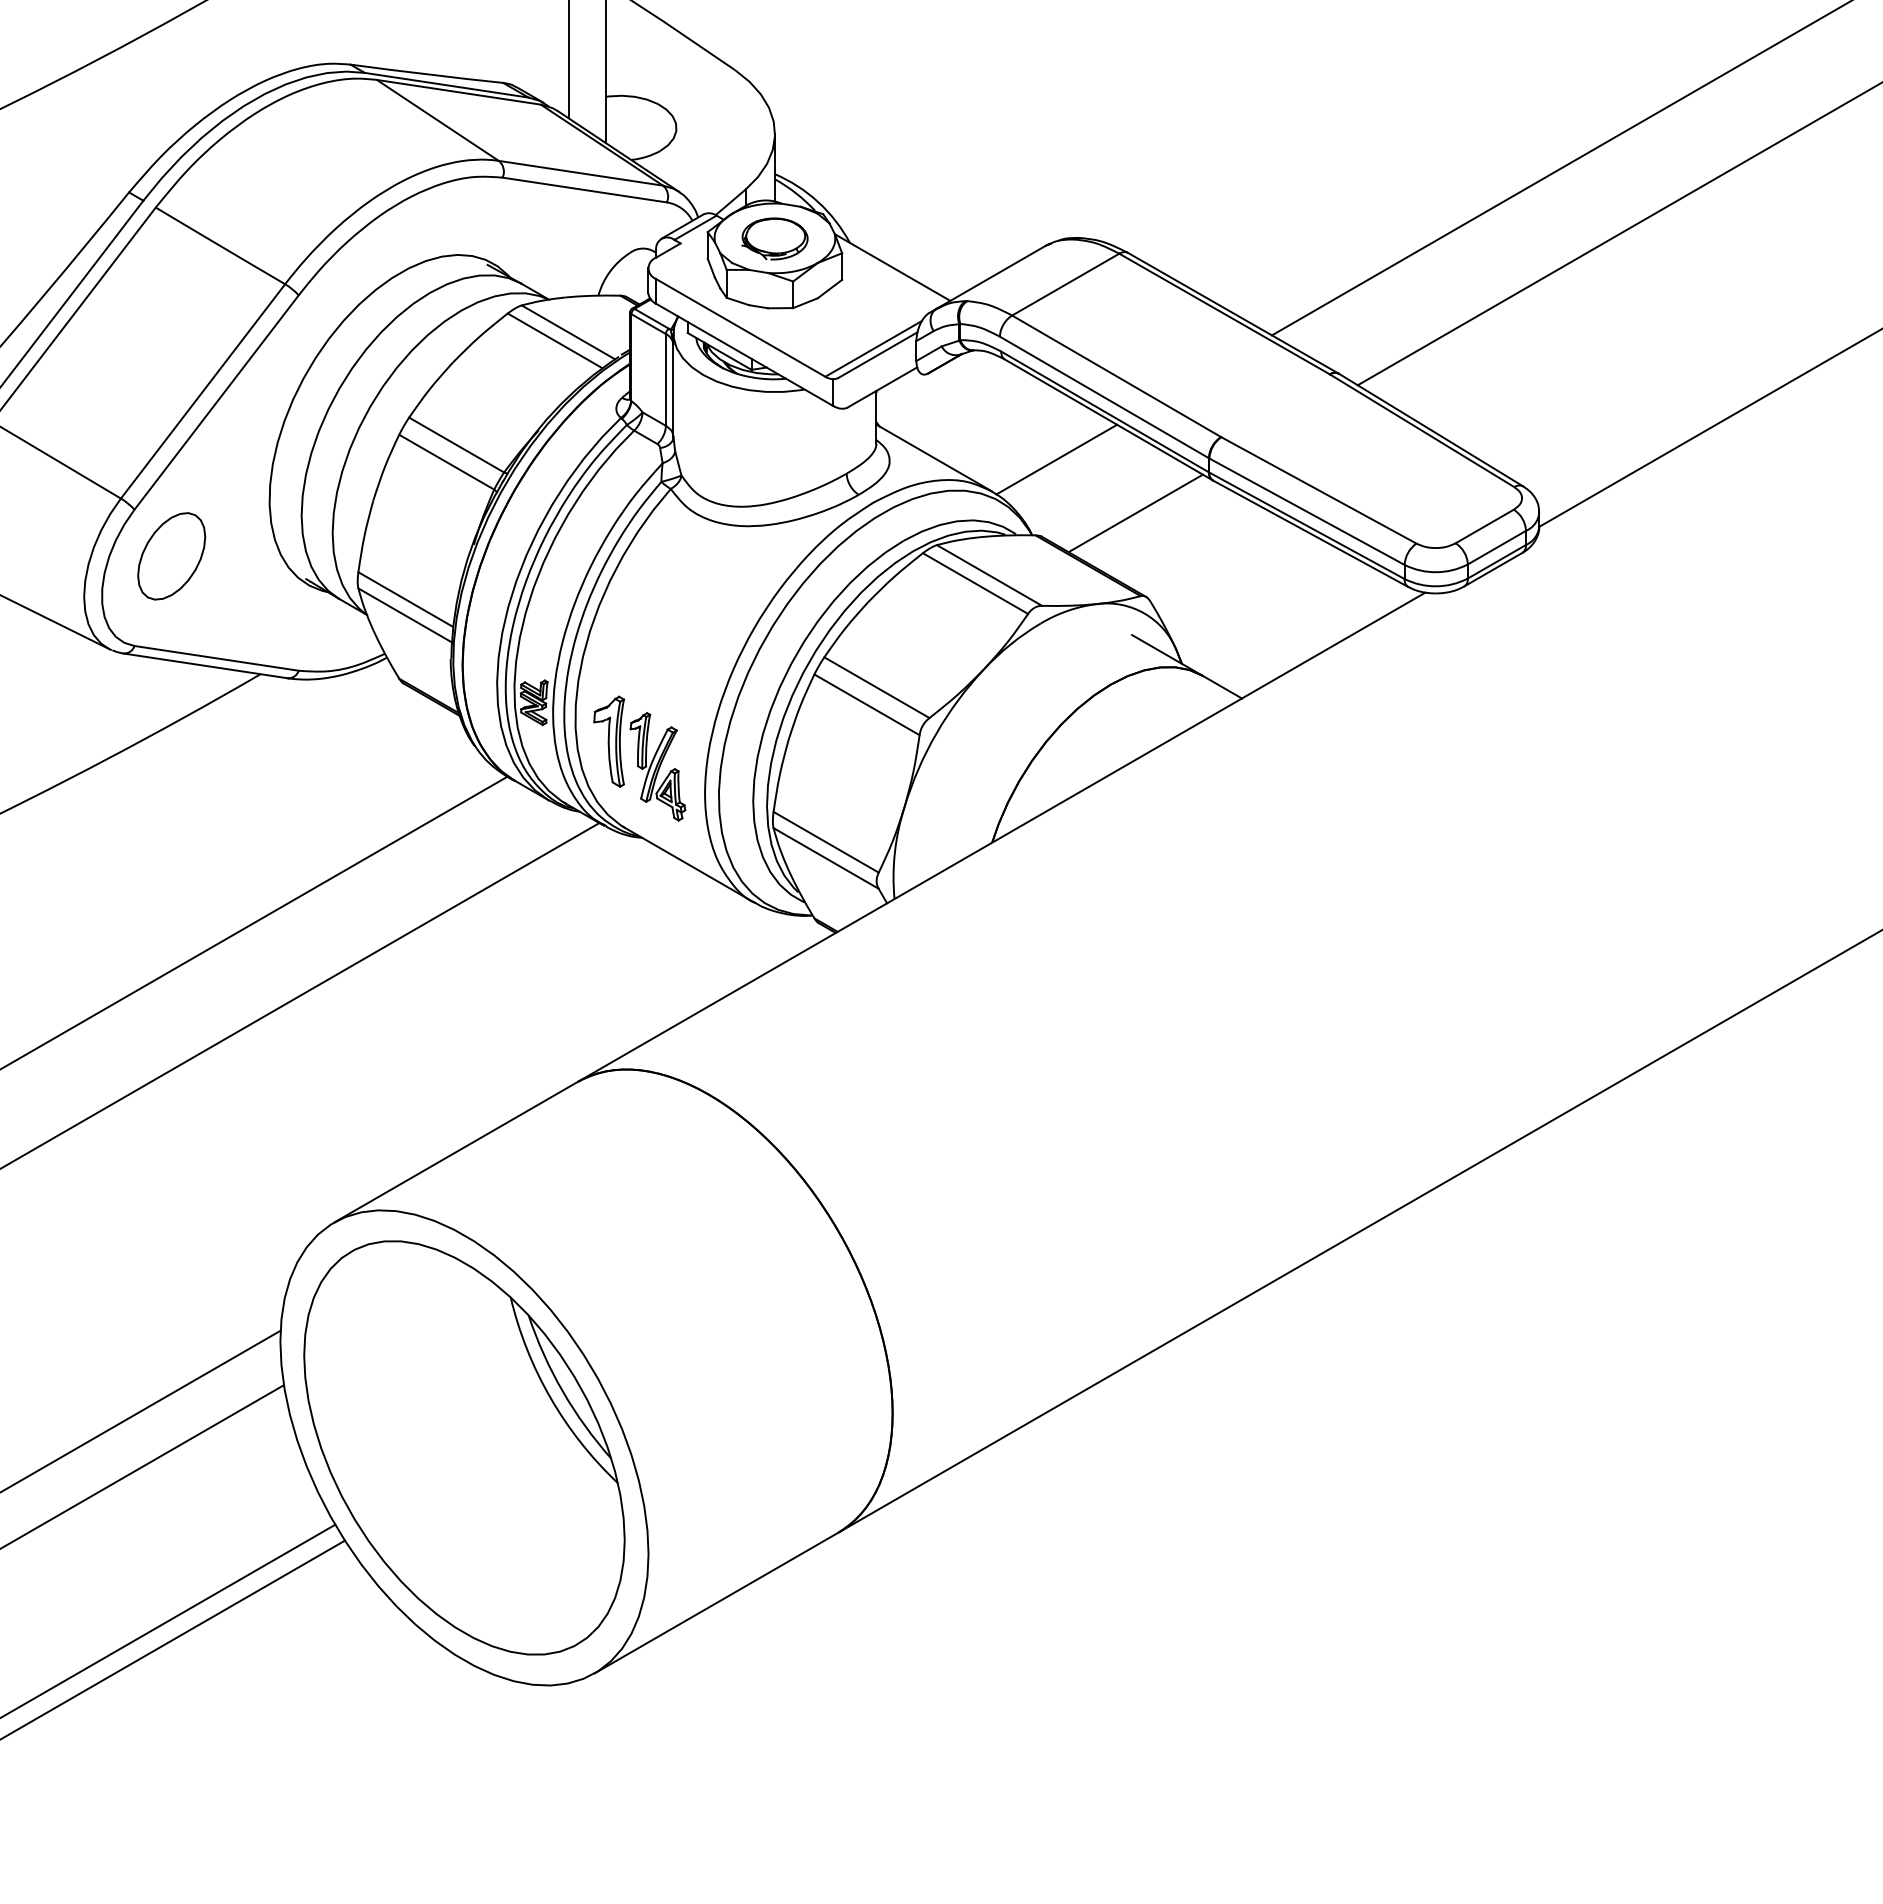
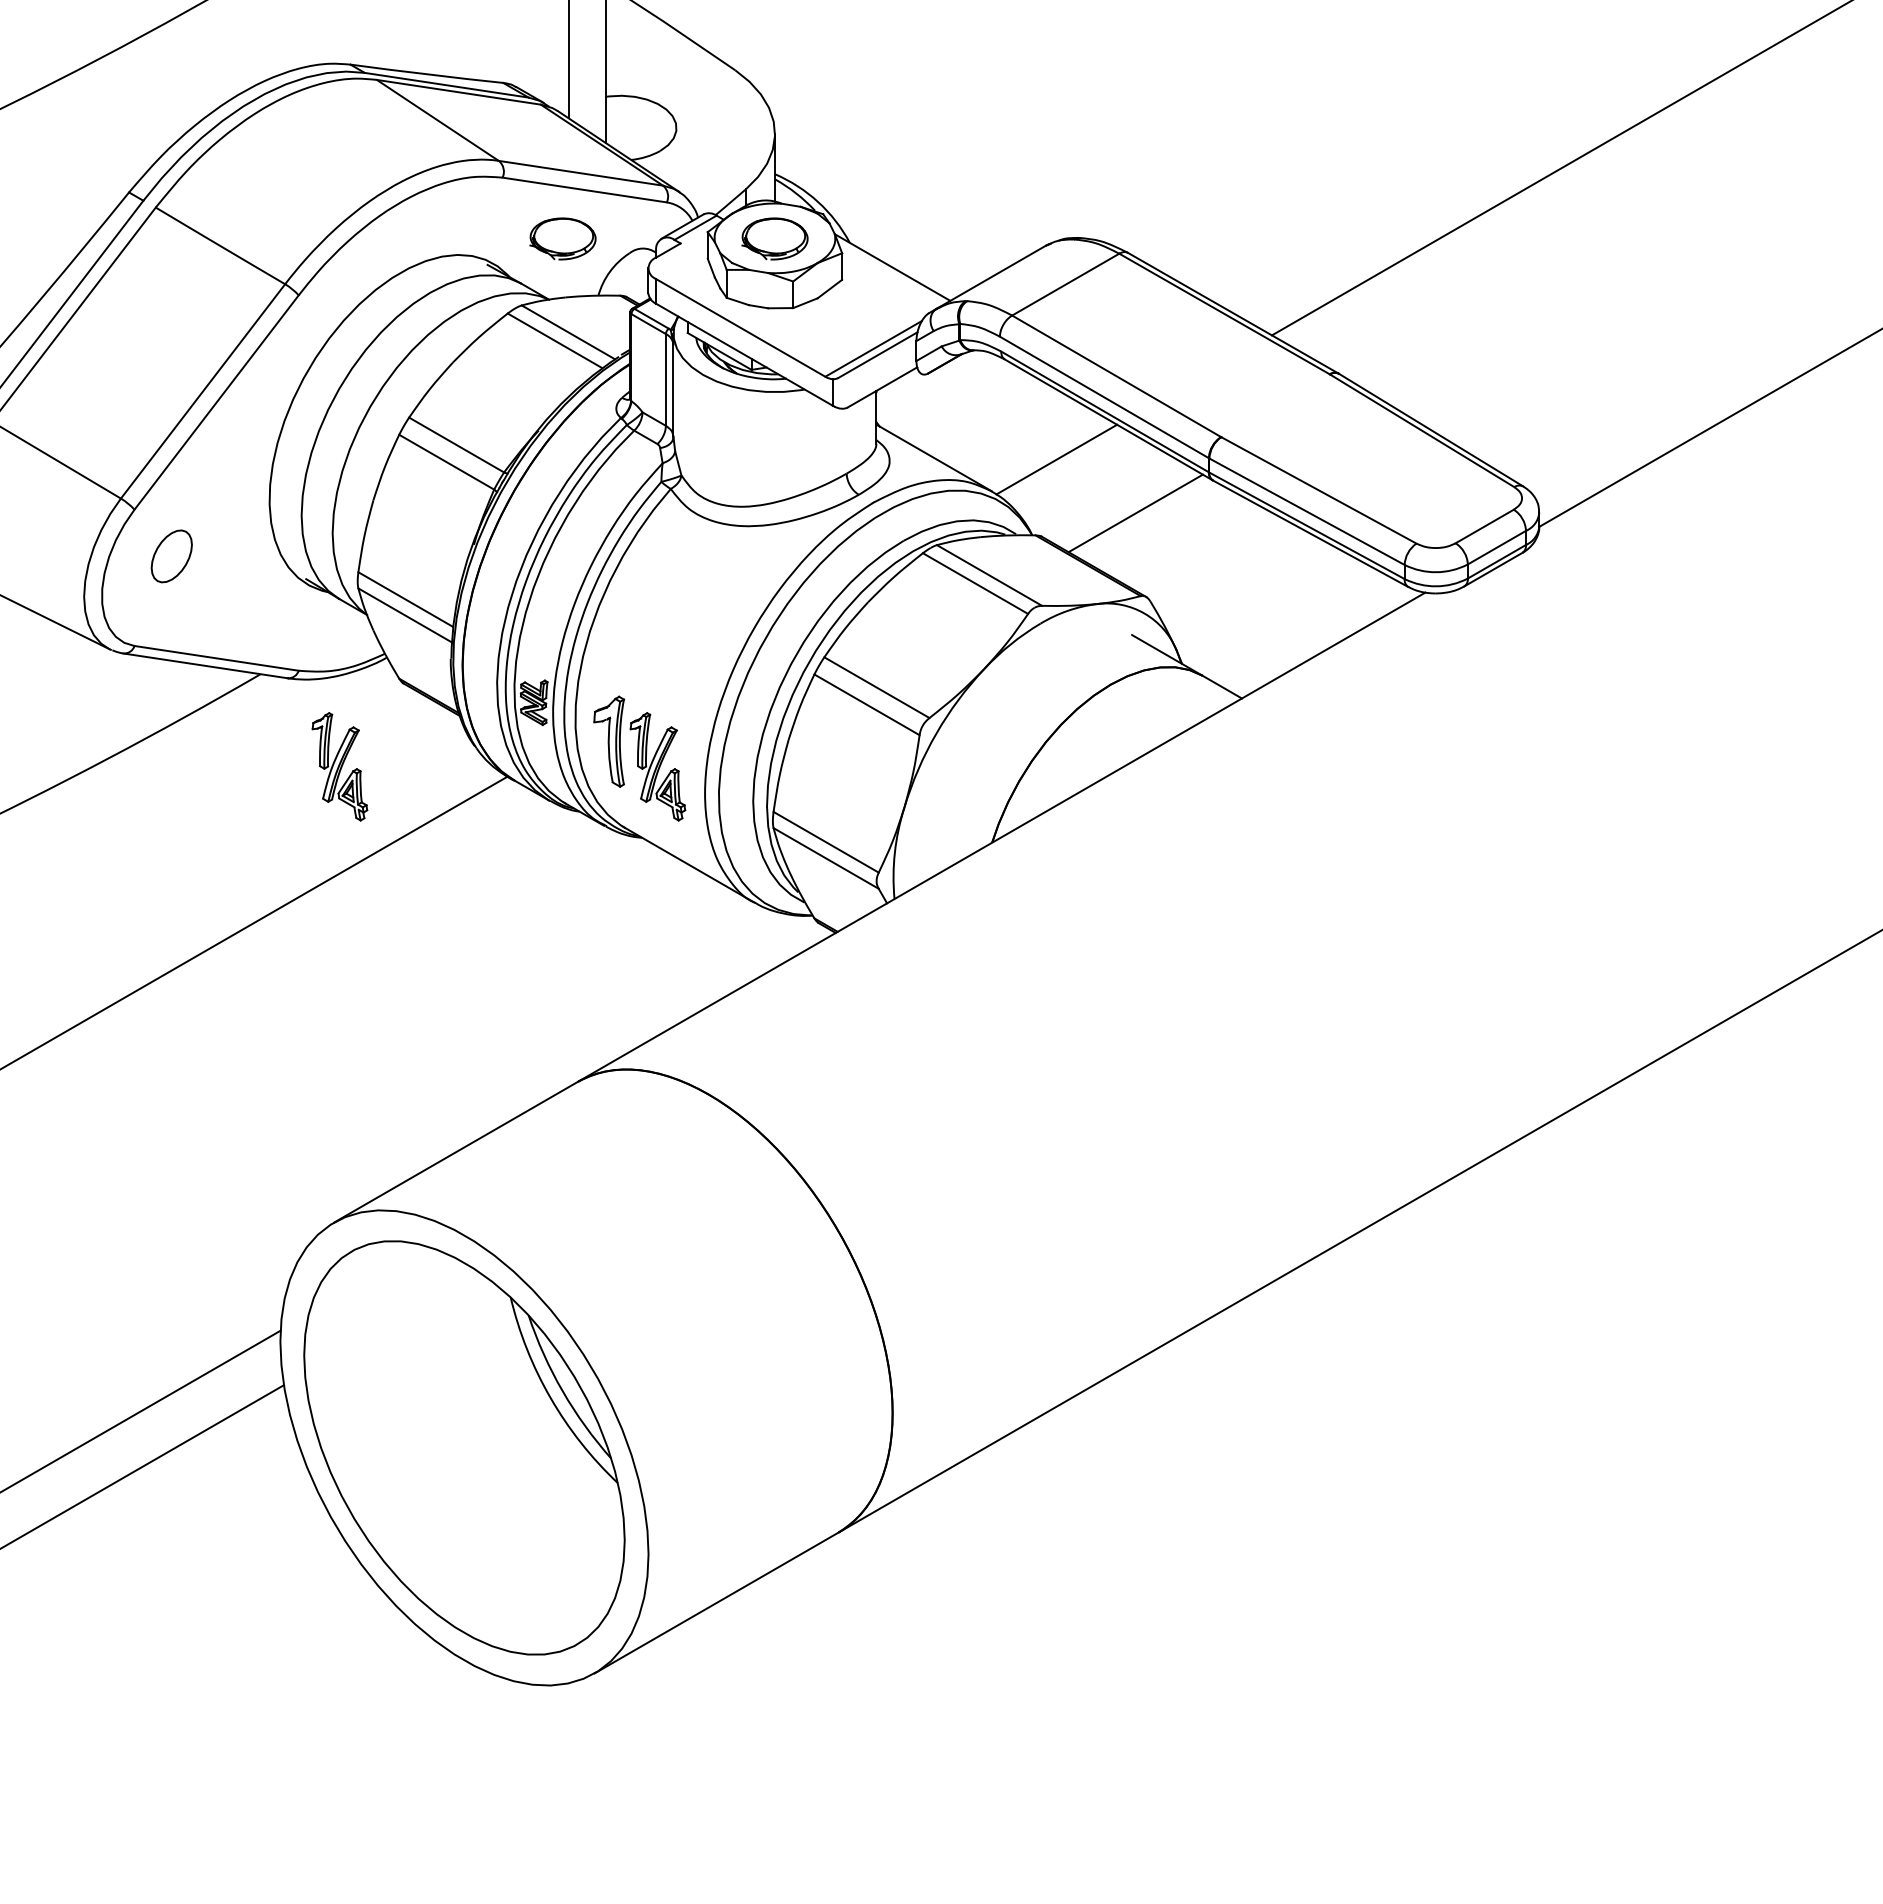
line: present -> none (1618, 234)
part: none -> present (562, 238)
part size: 70x89 px -> 43x55 px (171, 556)
part: none -> present (339, 766)
line: present -> none (300, 995)
line: present -> none (168, 1620)
line: present -> none (173, 1639)
